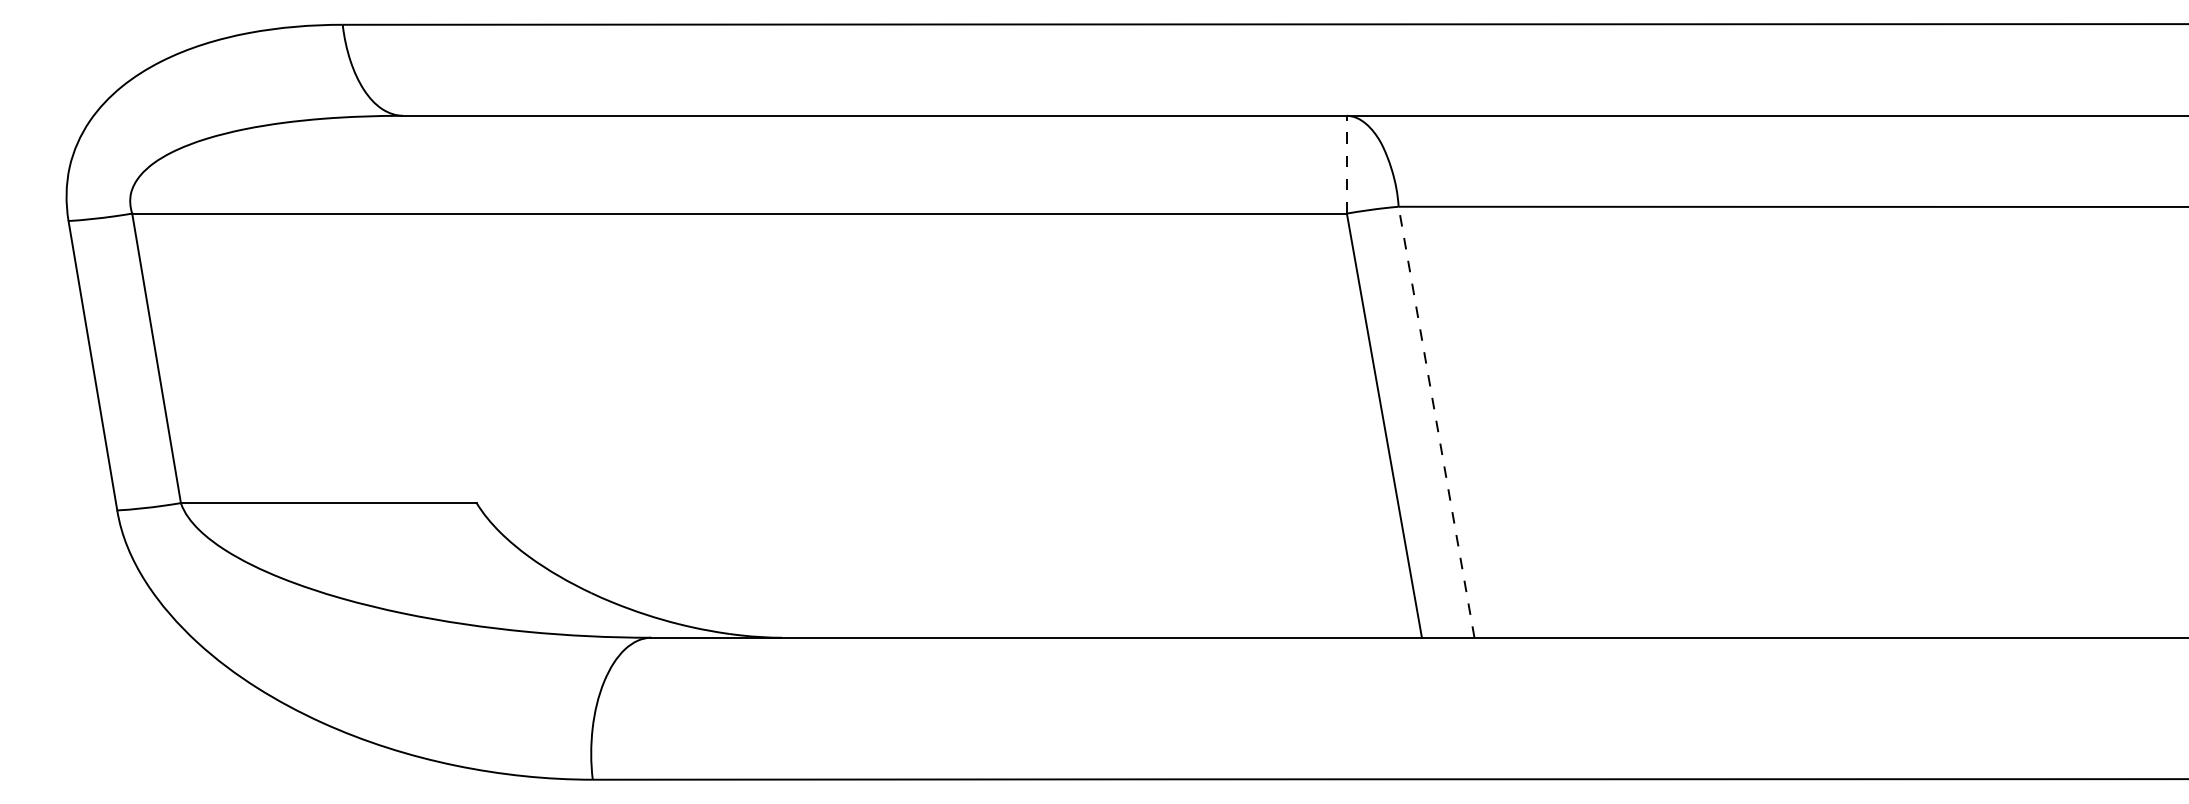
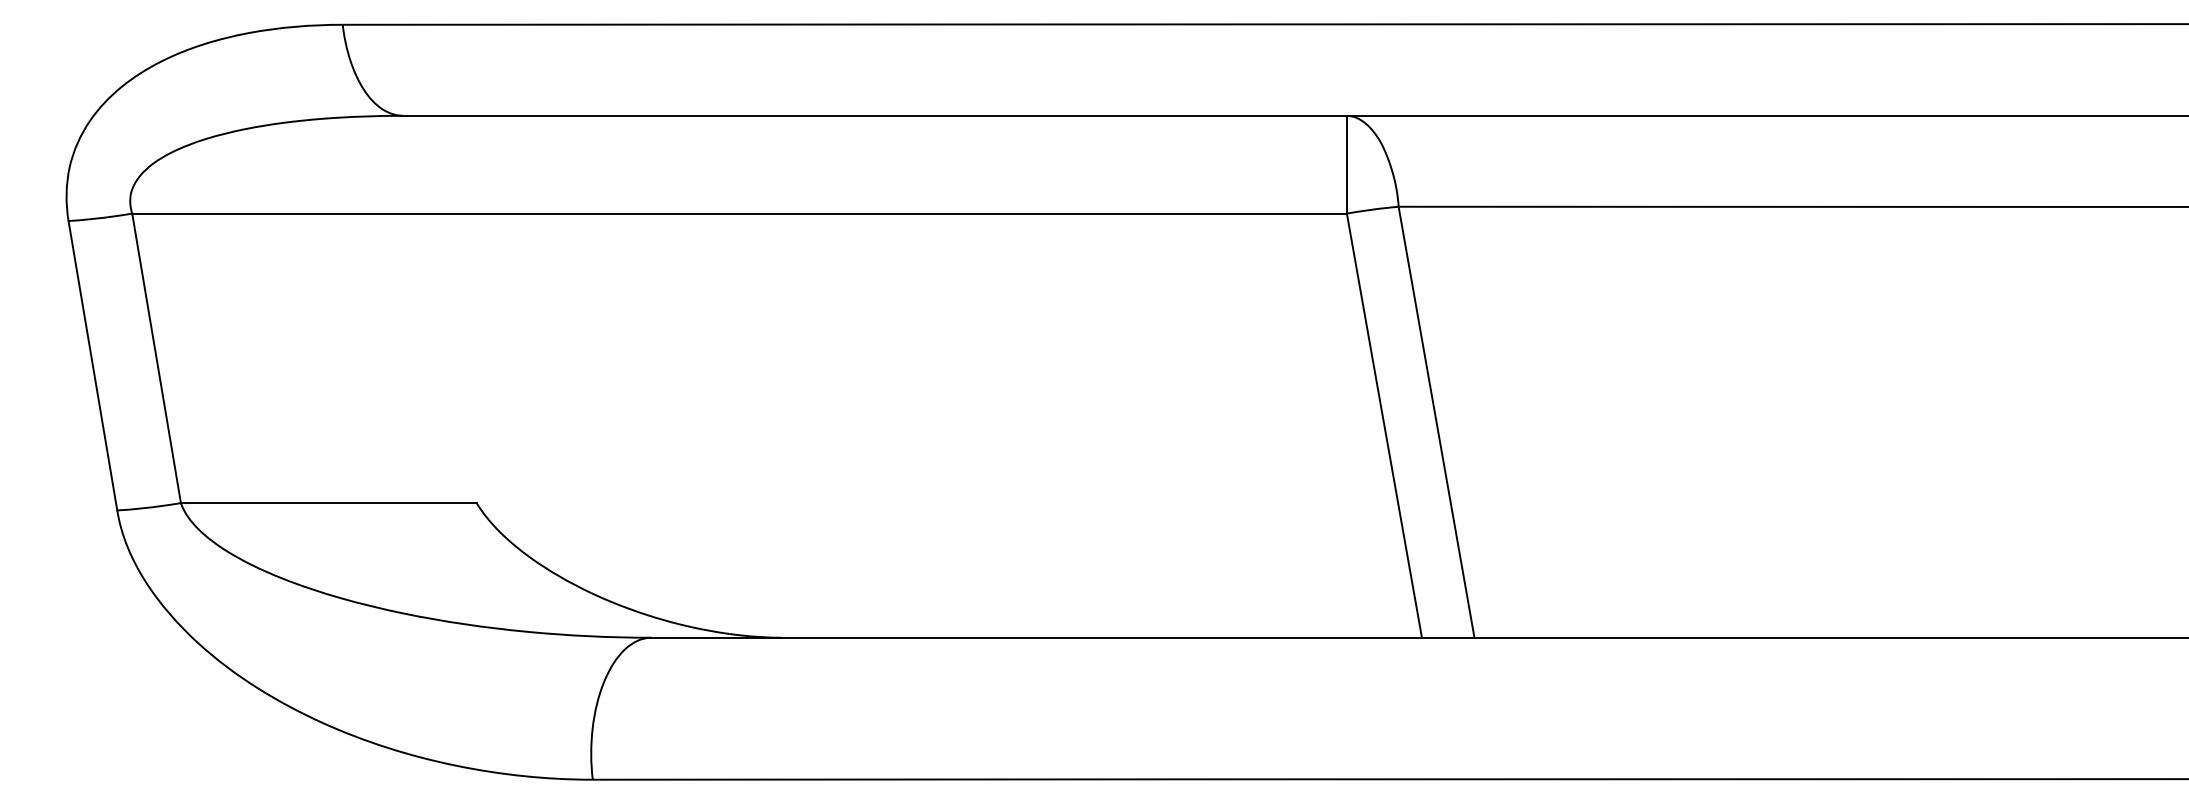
line: dashed -> solid (1346, 164)
line: dashed -> solid (1436, 422)
